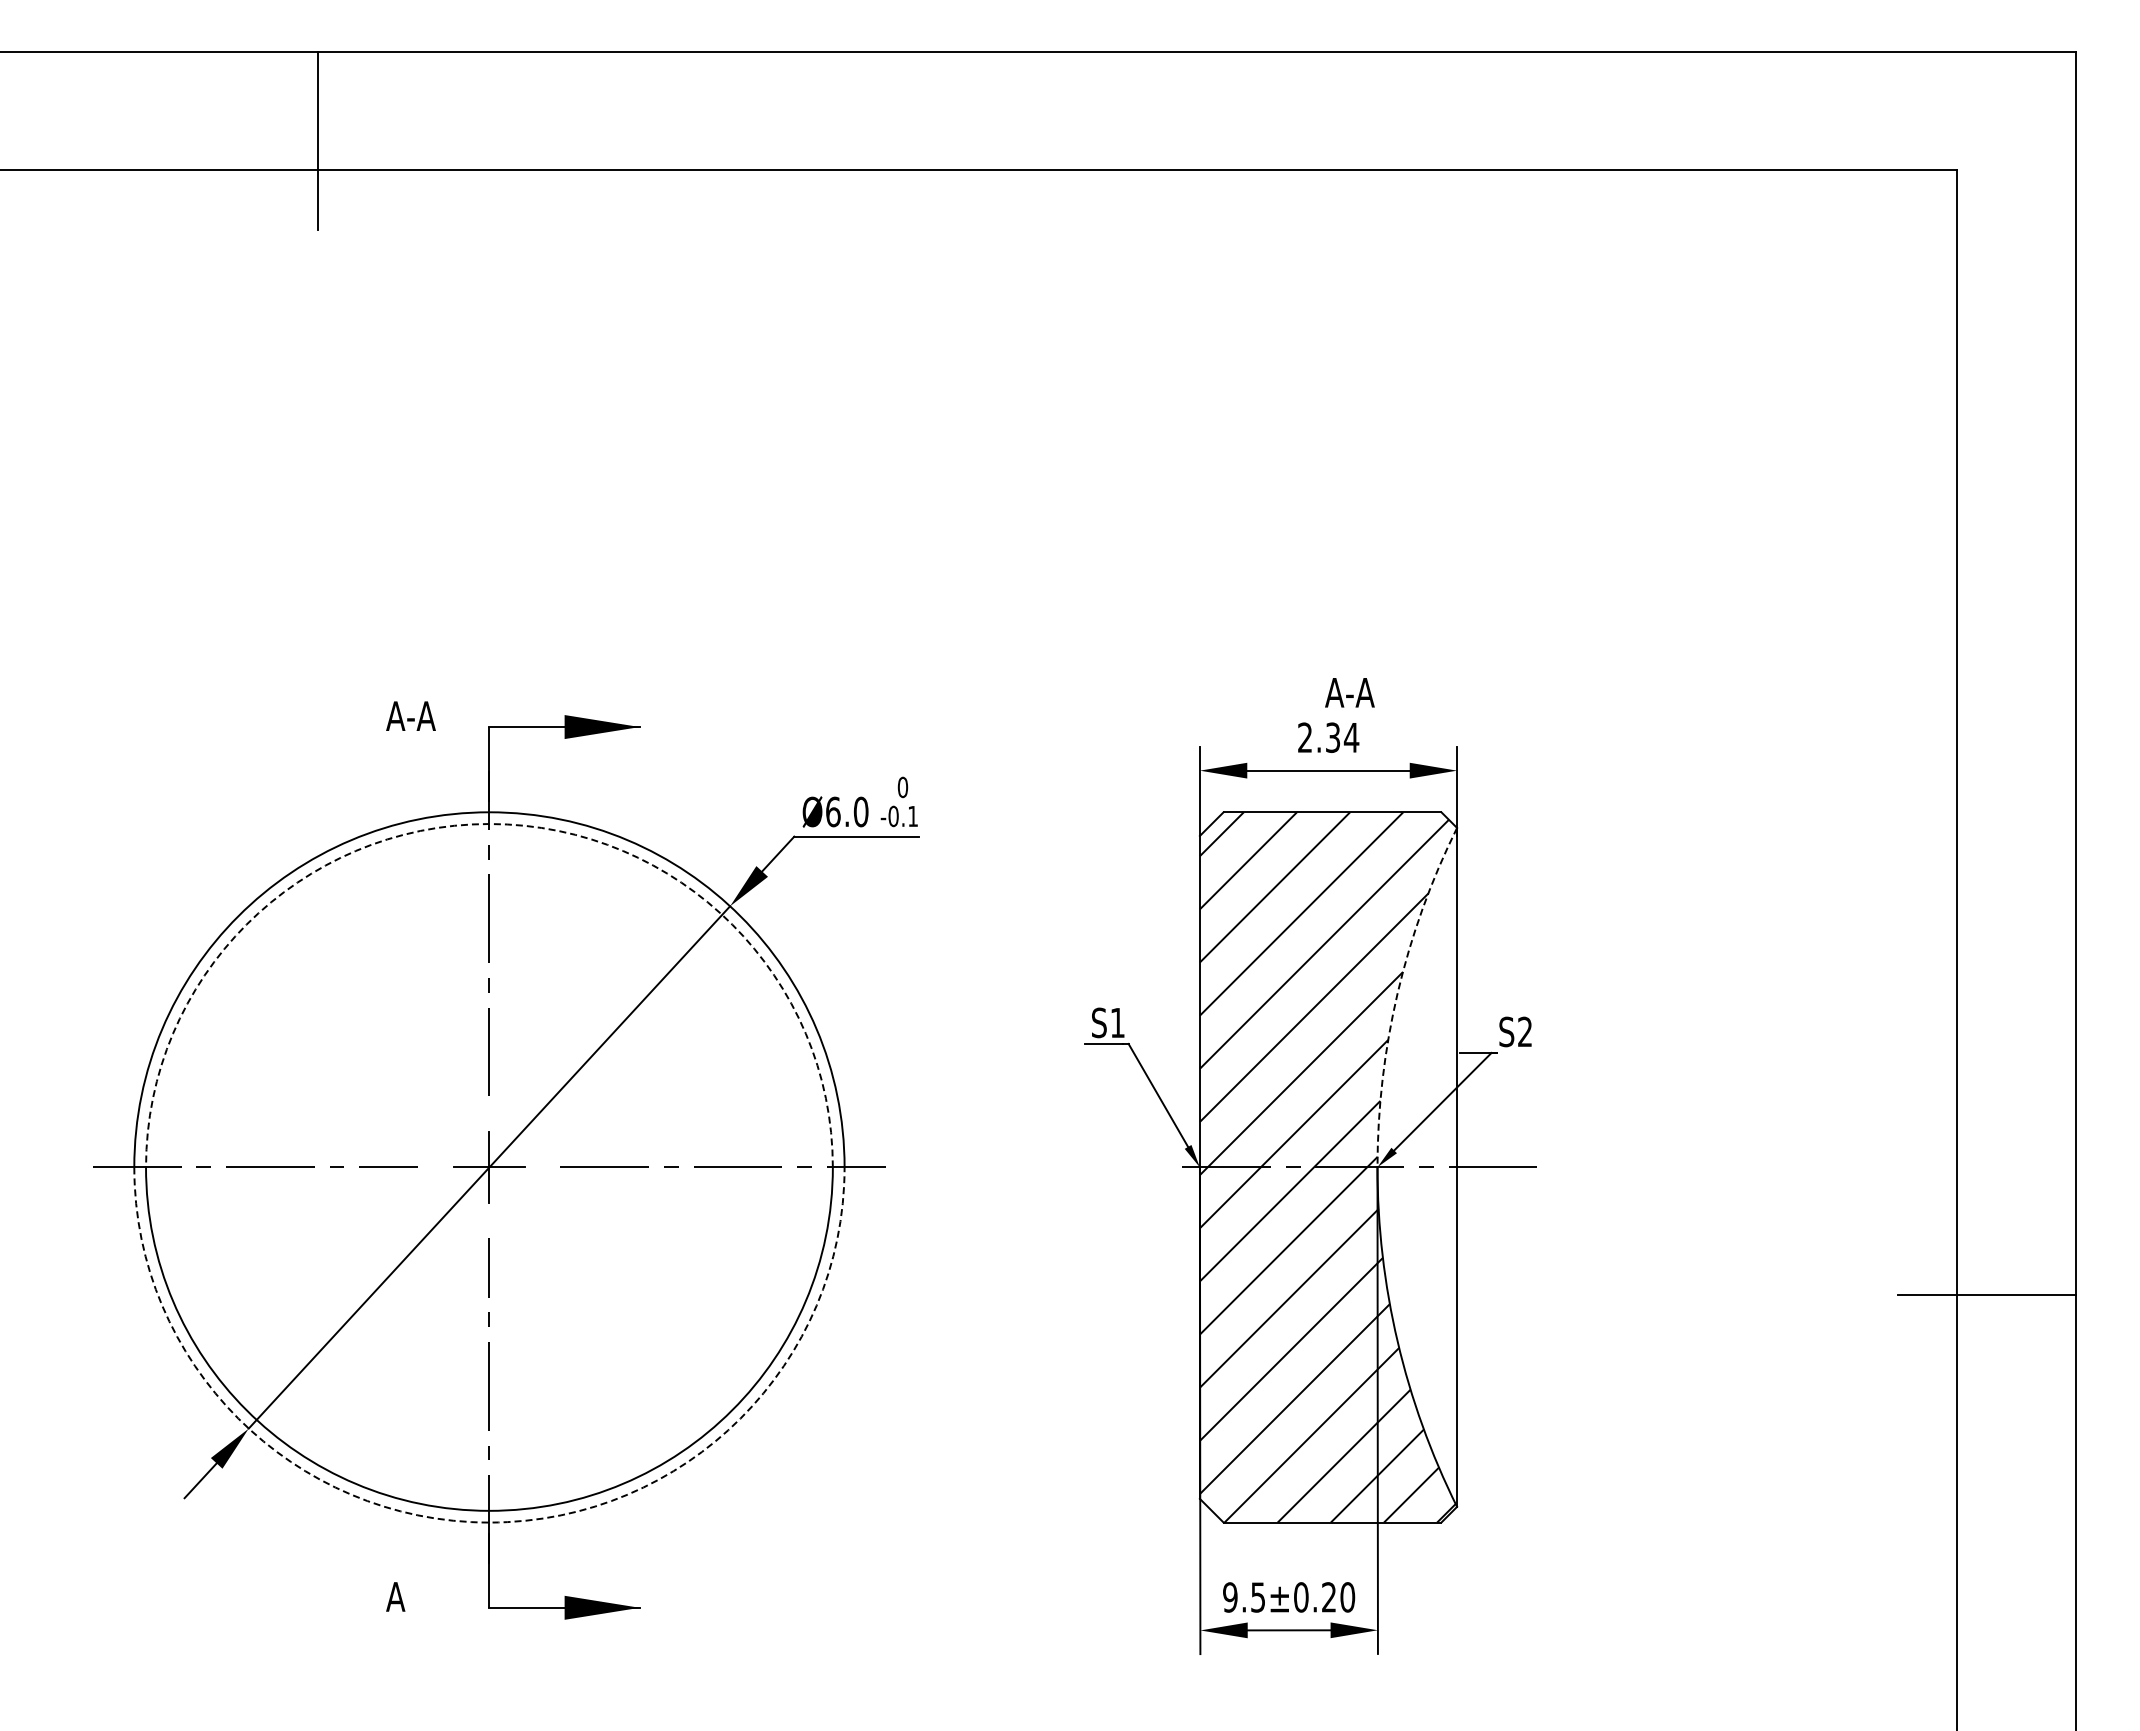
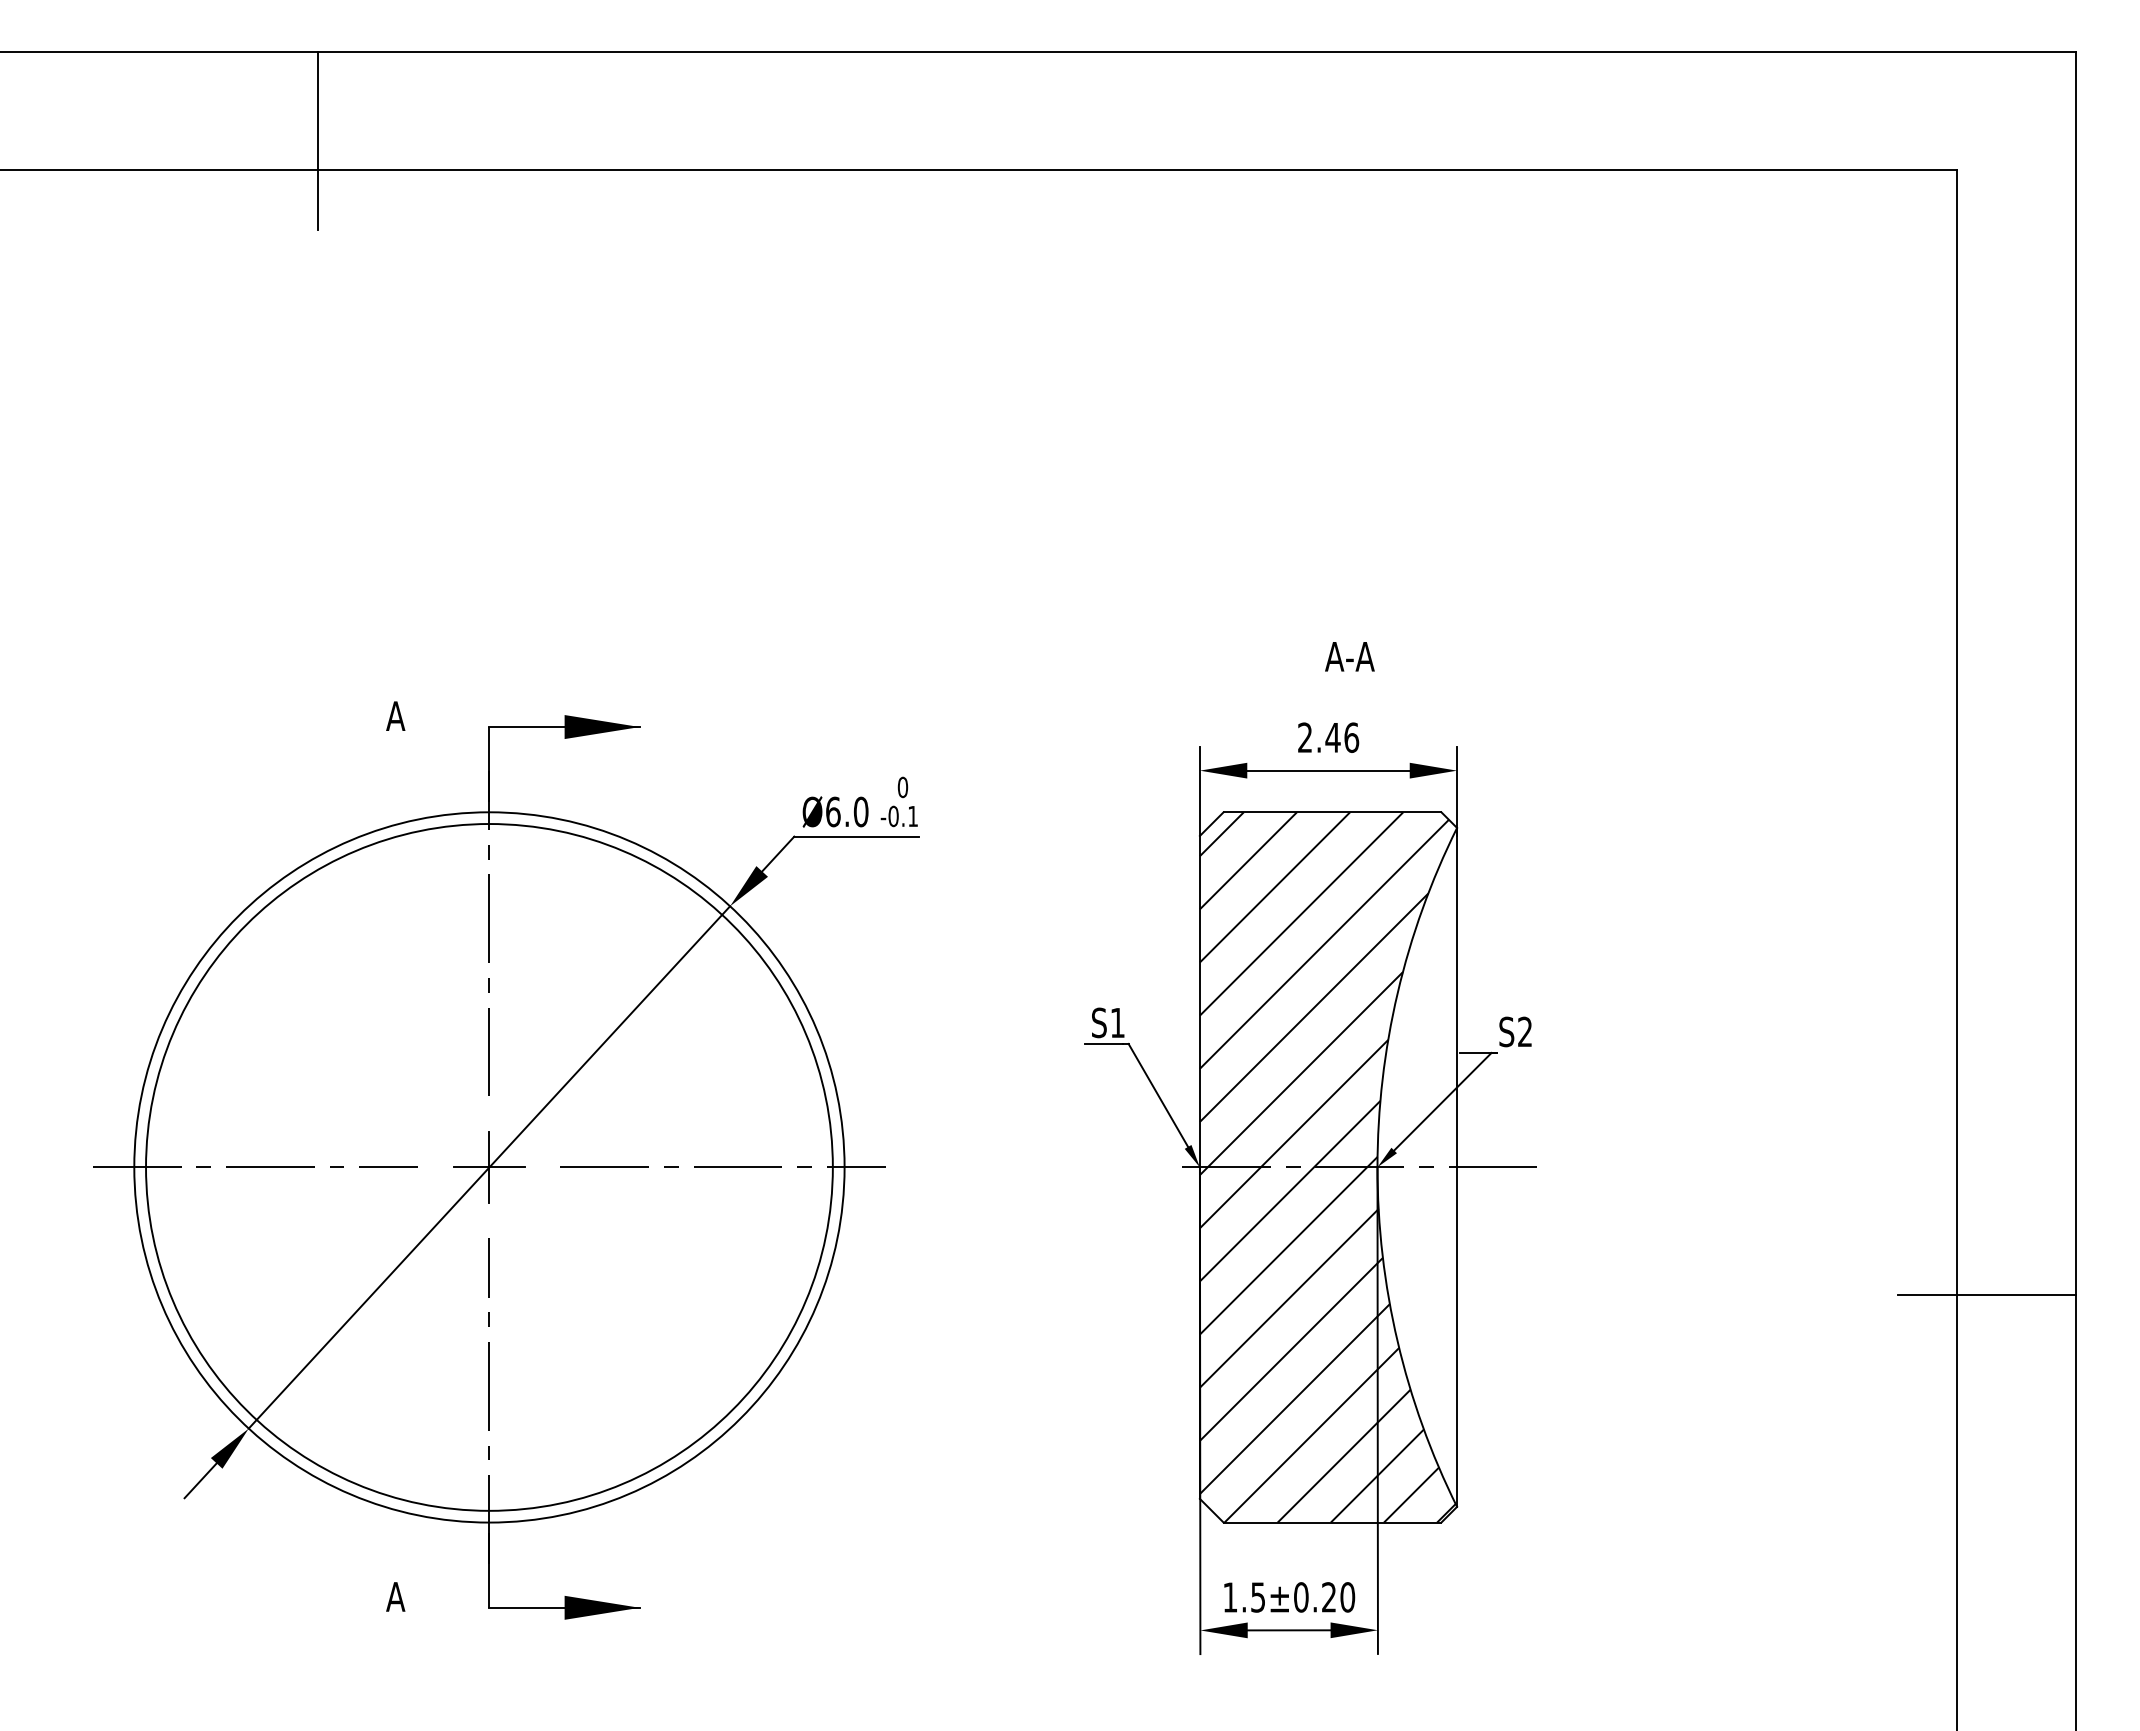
text position: (1349, 692) -> (1349, 656) (1349, 656)
text: A-A -> A (421, 715)
text: 2.34 -> 2.46 (1342, 737)
arc: dashed -> solid (489, 824)
arc: dashed -> solid (1397, 993)
arc: dashed -> solid (489, 1522)
text: 9.5±0.20 -> 1.5±0.20 (1230, 1597)
